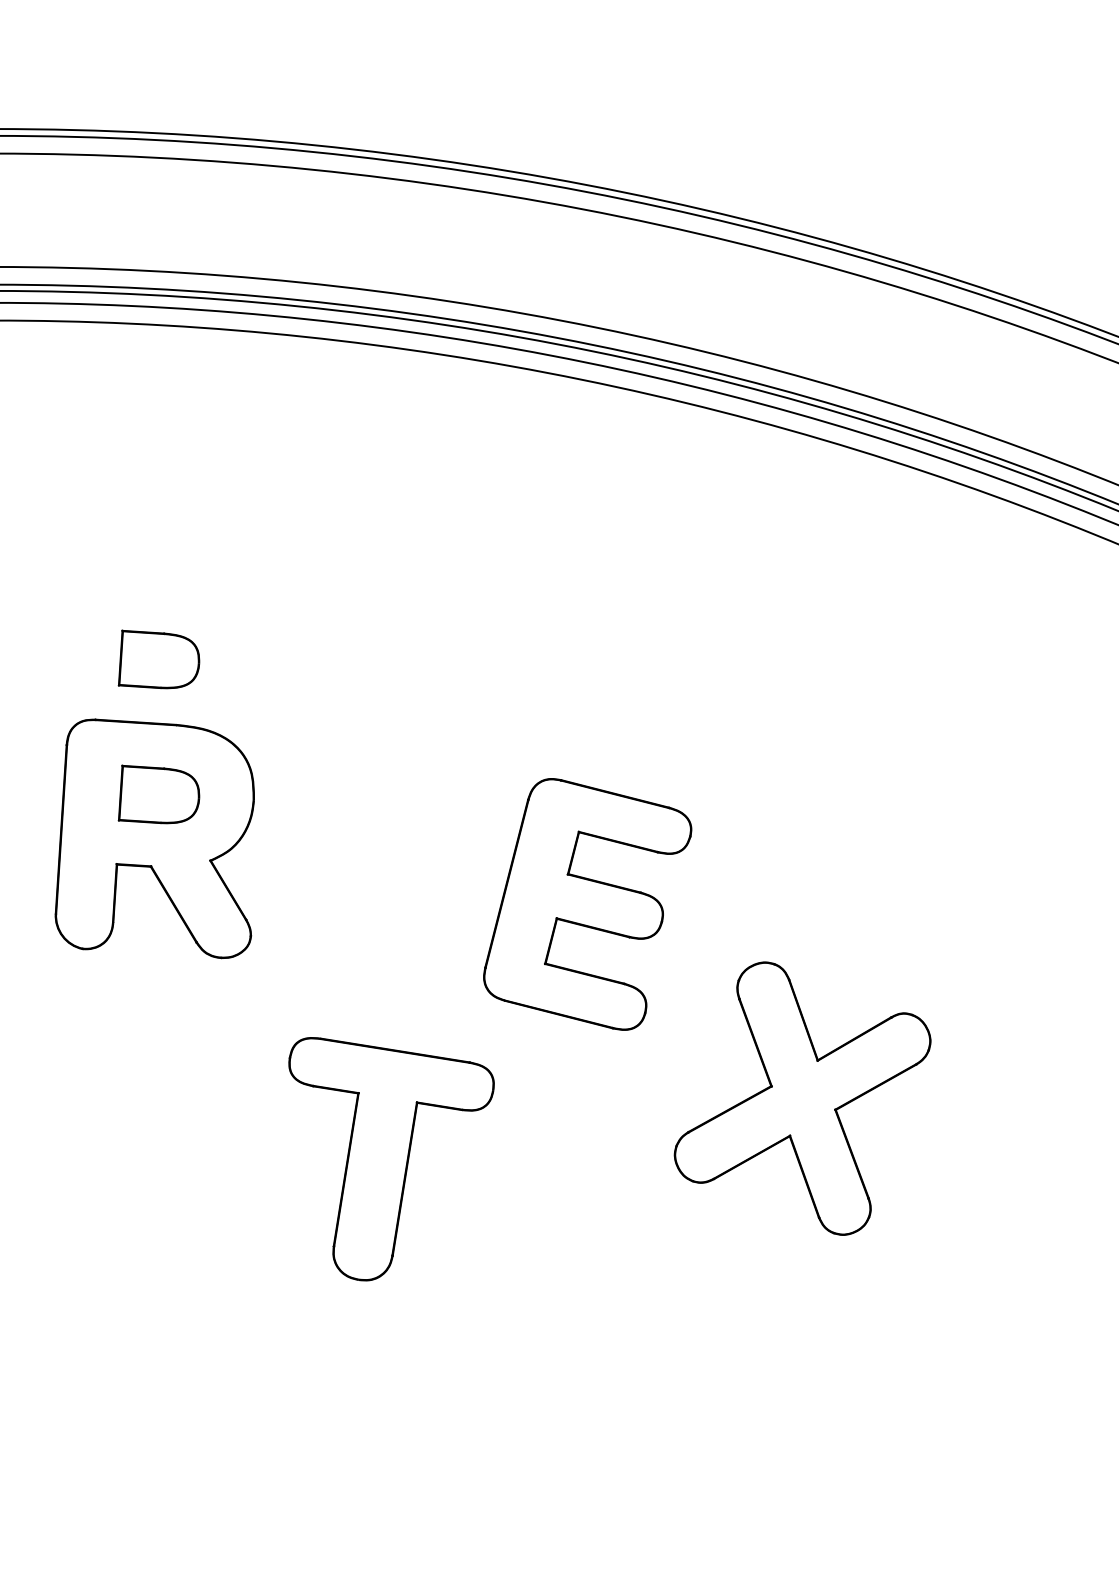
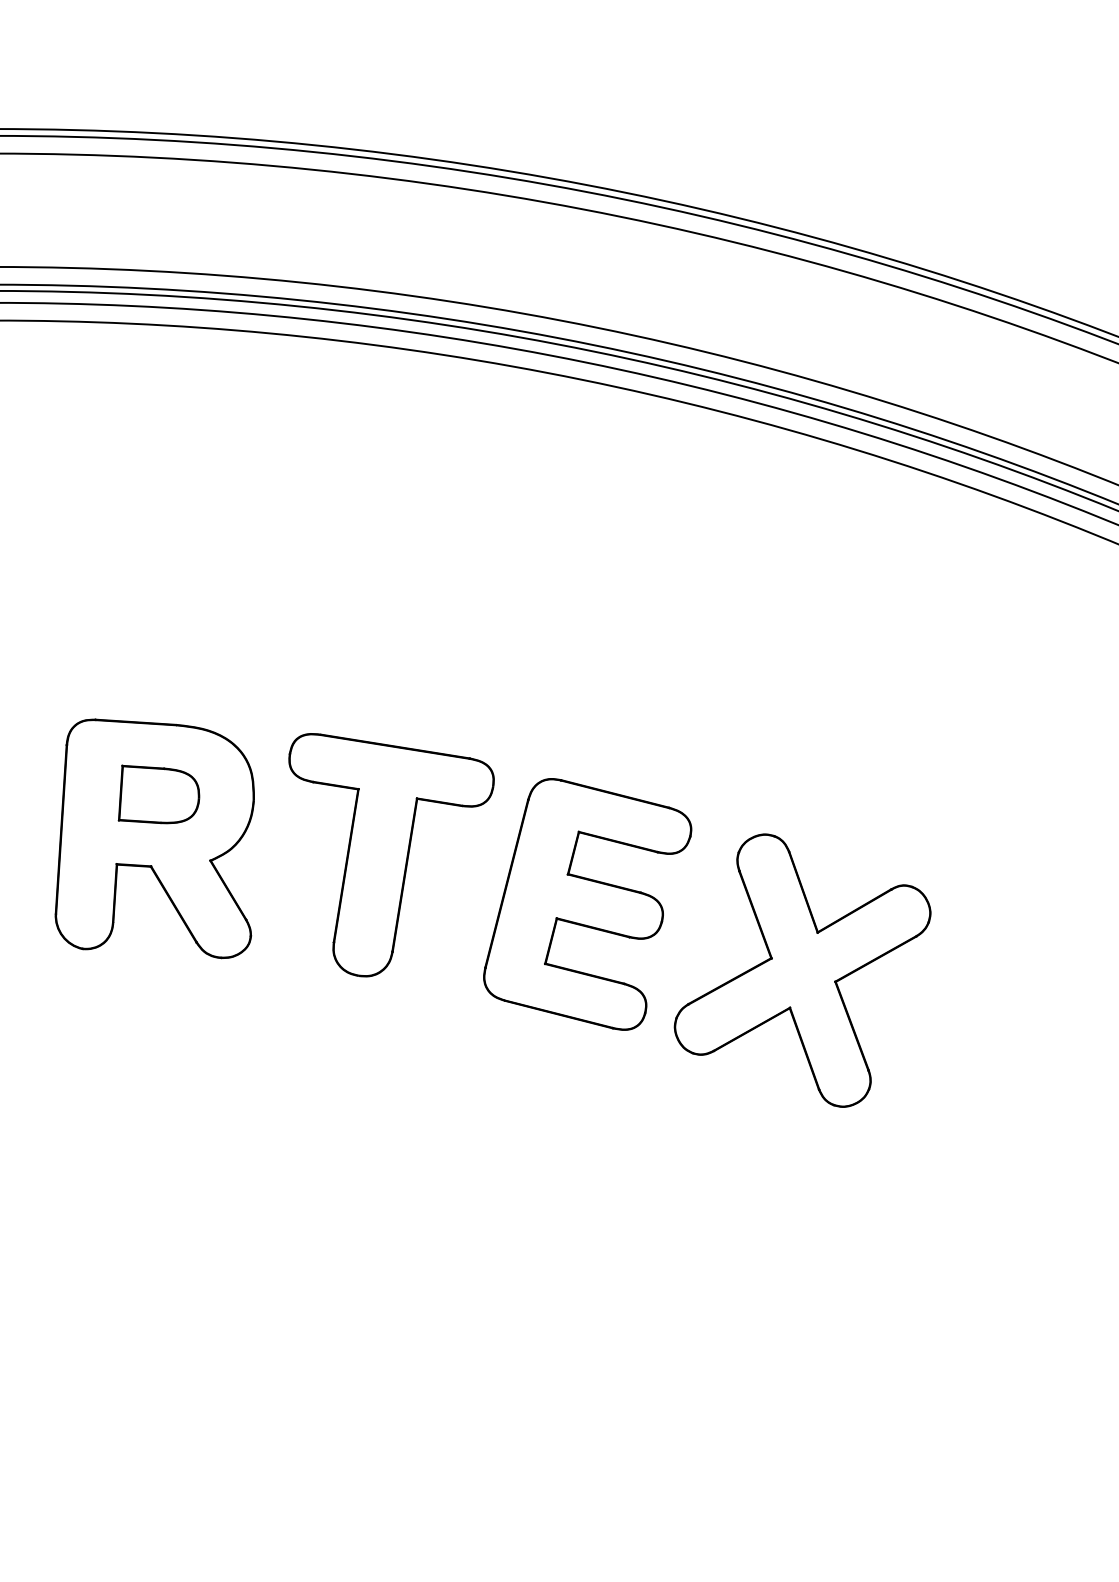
part: present -> none (158, 659)
part position: (802, 1098) -> (802, 970) (802, 970)
part position: (391, 1159) -> (391, 855) (391, 855)
